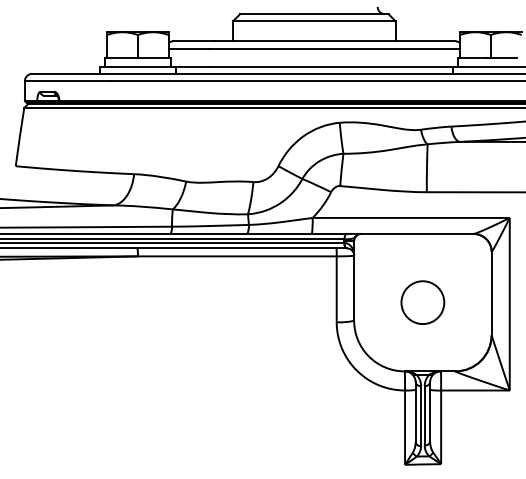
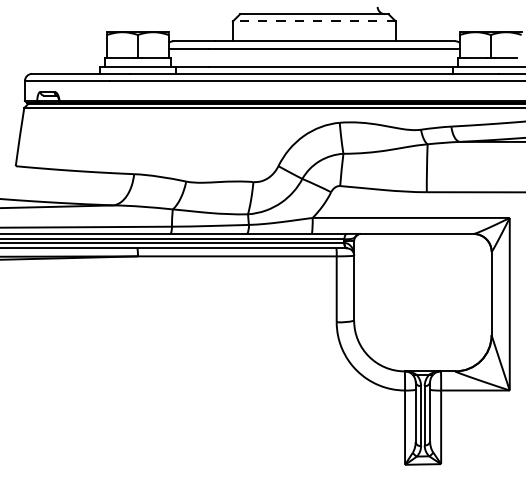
line: solid -> dashed (313, 21)
circle: present -> none (422, 302)
